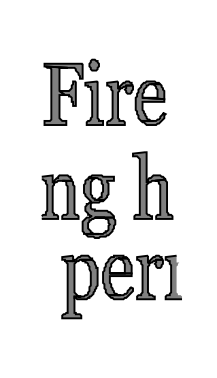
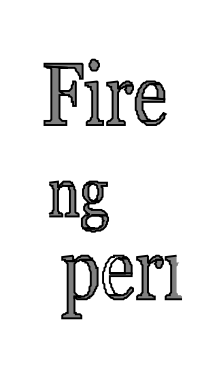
part: present -> none (152, 185)
part size: 76x65 px -> 61x53 px (78, 206)
fill: present -> none (117, 275)
